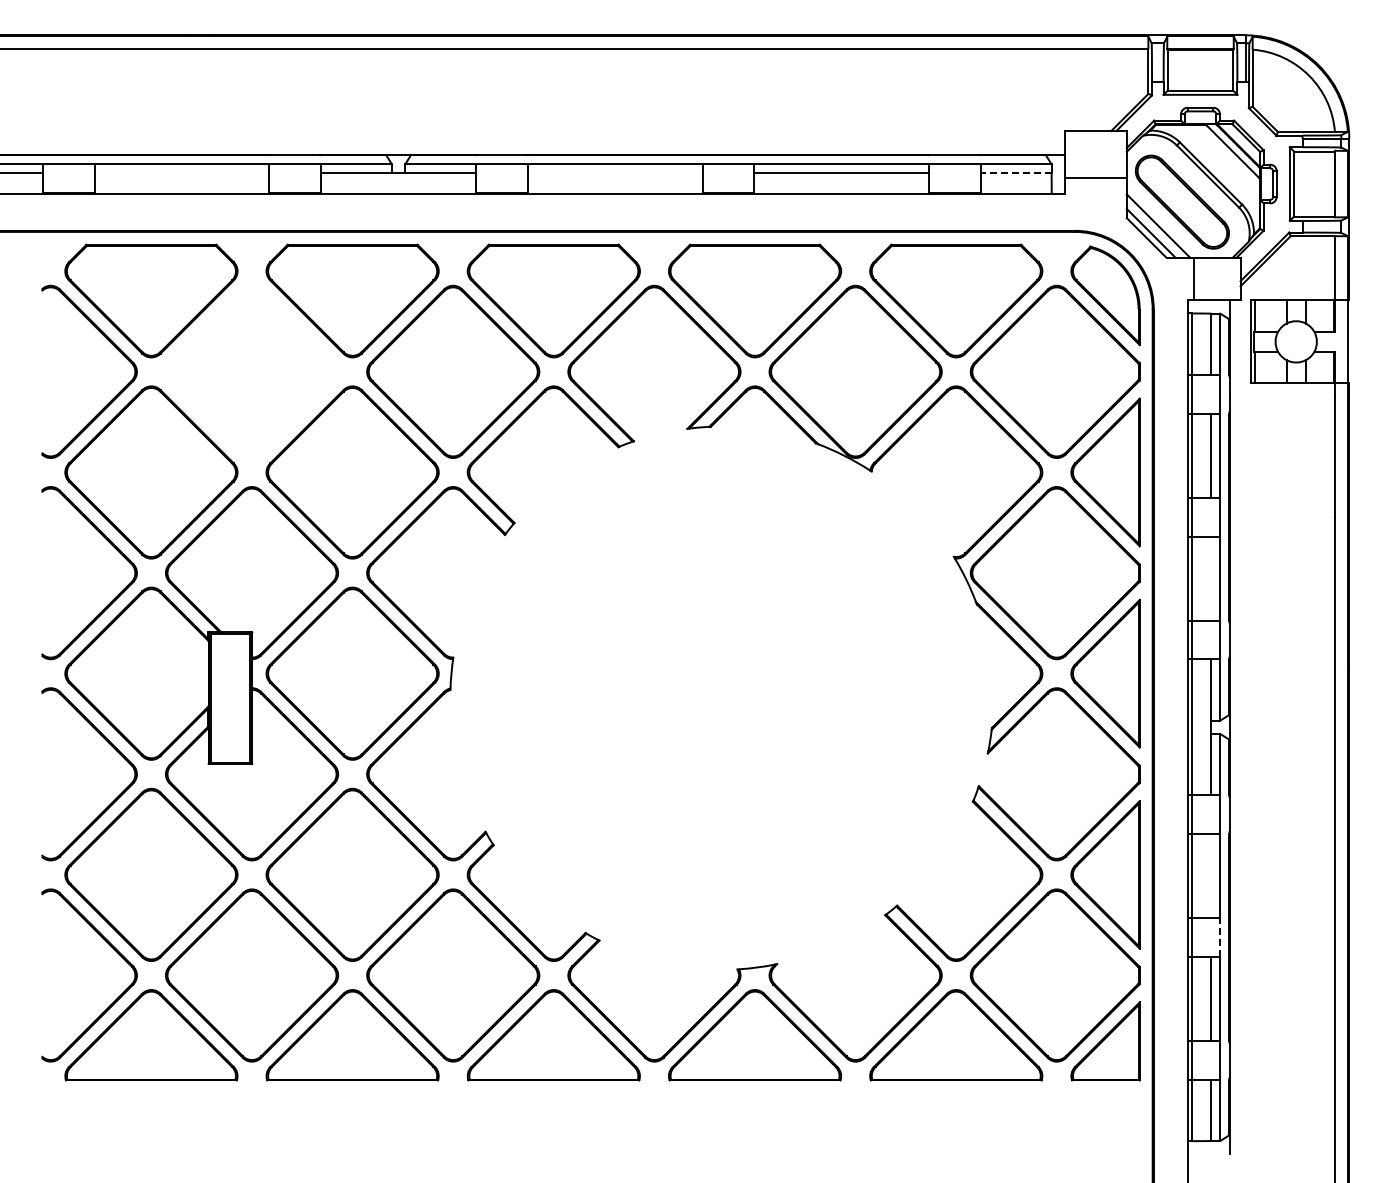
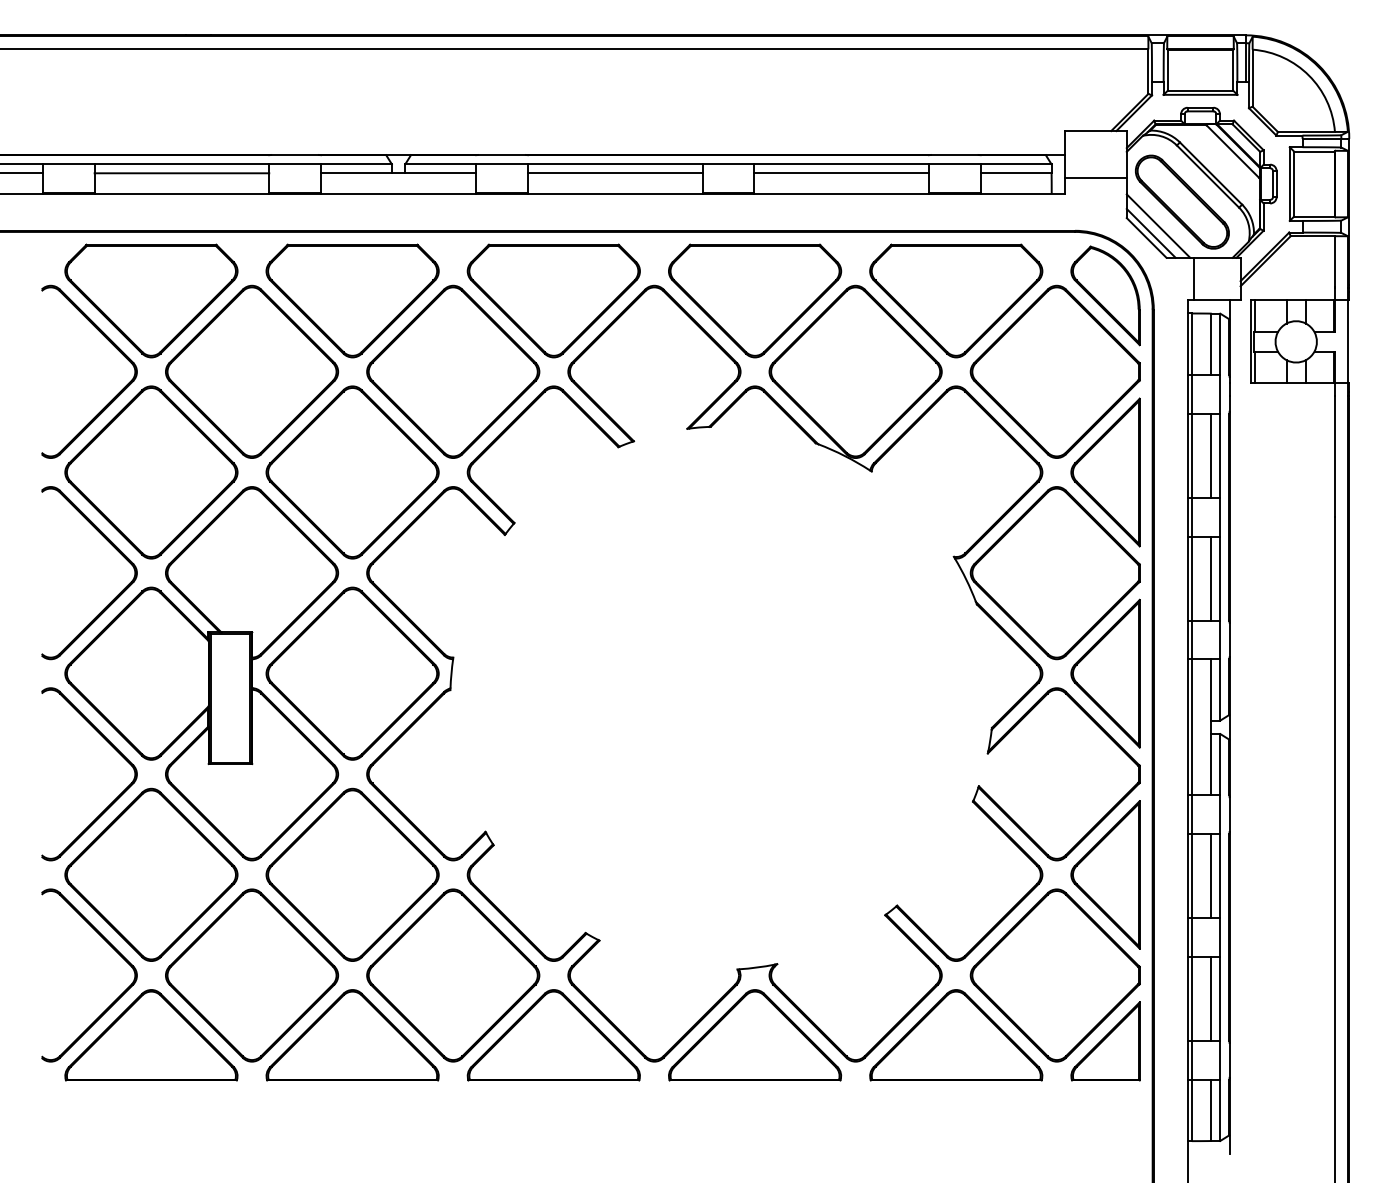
line: none -> present (181, 173)
line: none -> present (614, 173)
line: dashed -> solid (1015, 173)
part: none -> present (252, 371)
line: none -> present (1211, 578)
line: none -> present (1211, 876)
line: dashed -> solid (1220, 937)
